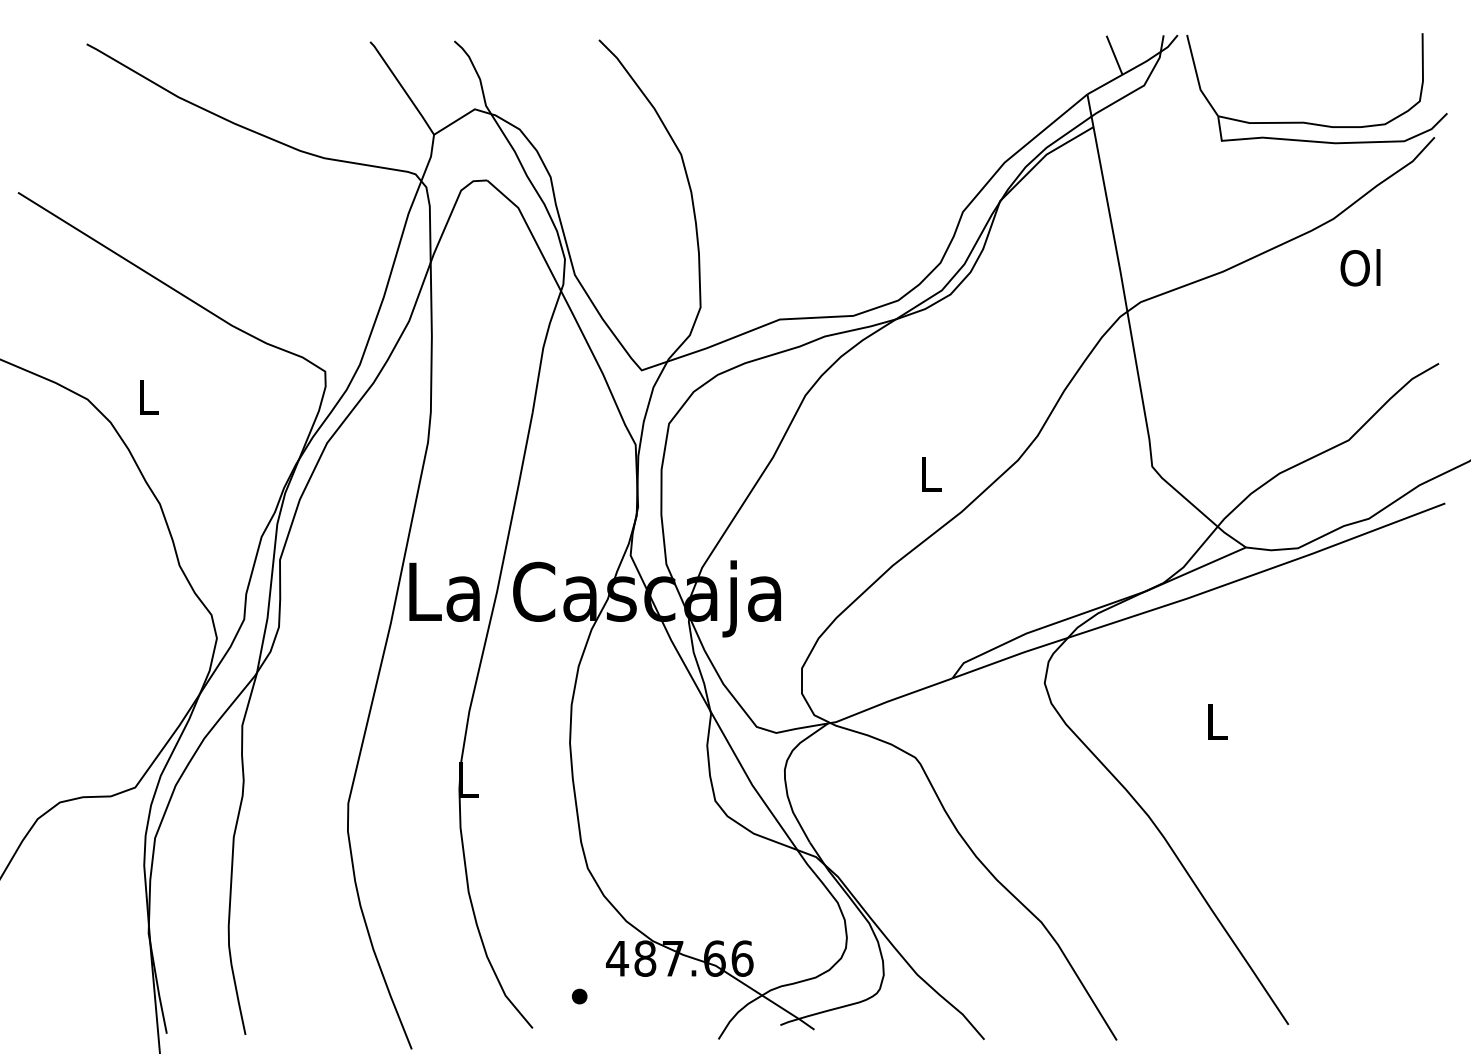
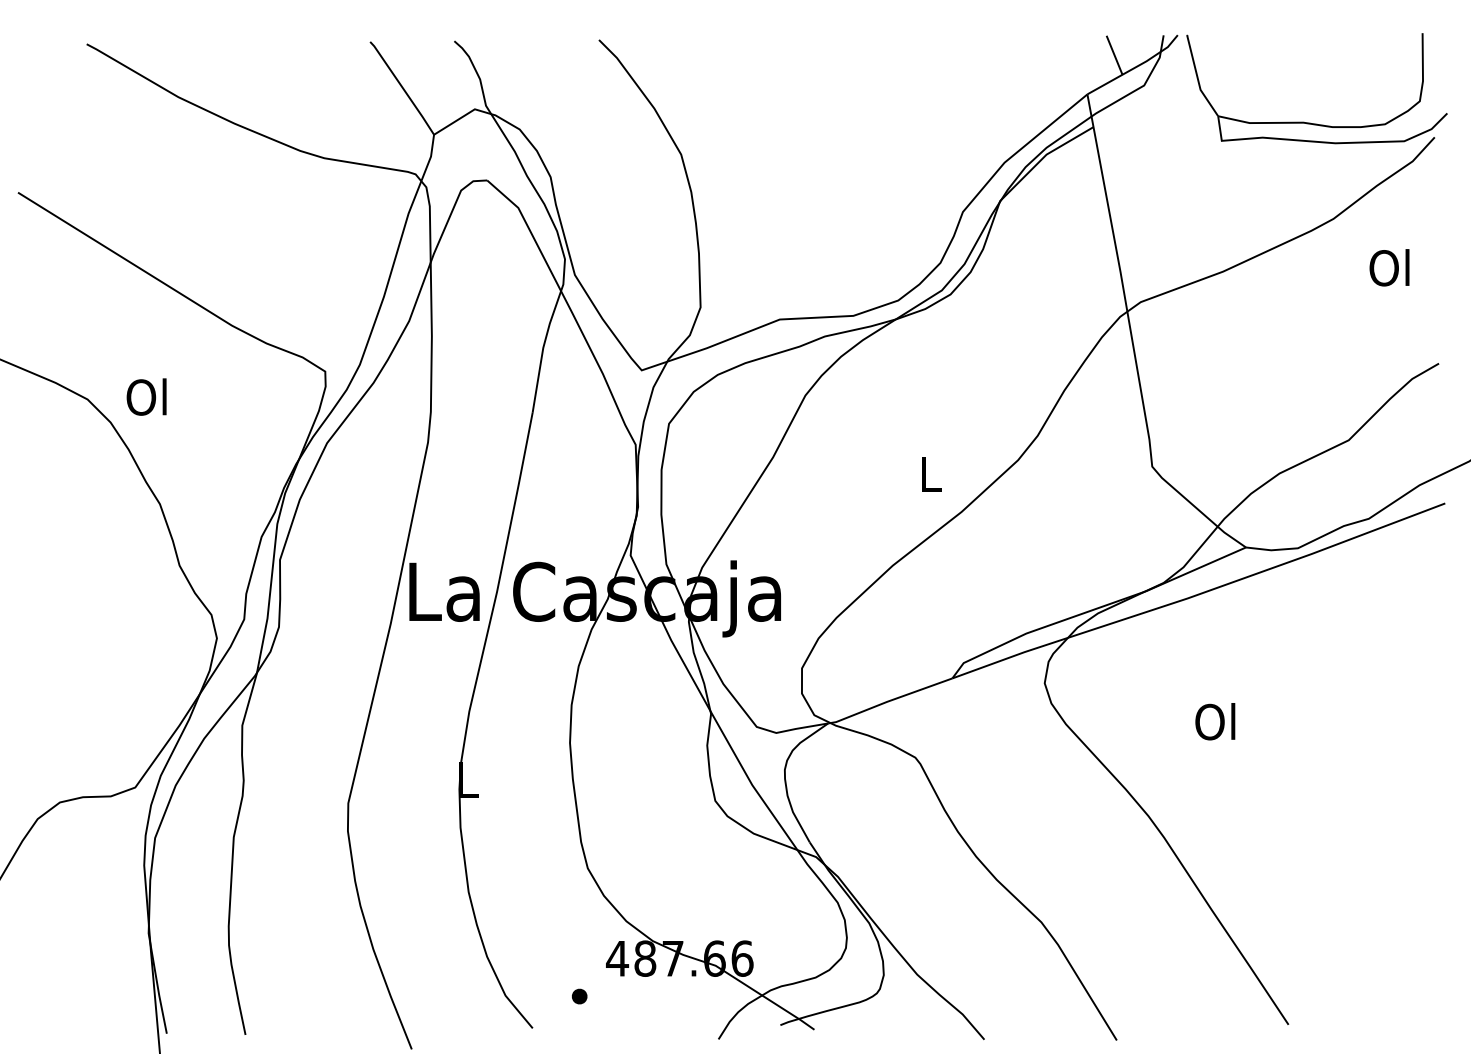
text position: (1360, 267) -> (1389, 267) (1389, 267)
text: L -> Ol (146, 396)
text: L -> Ol (1215, 721)
